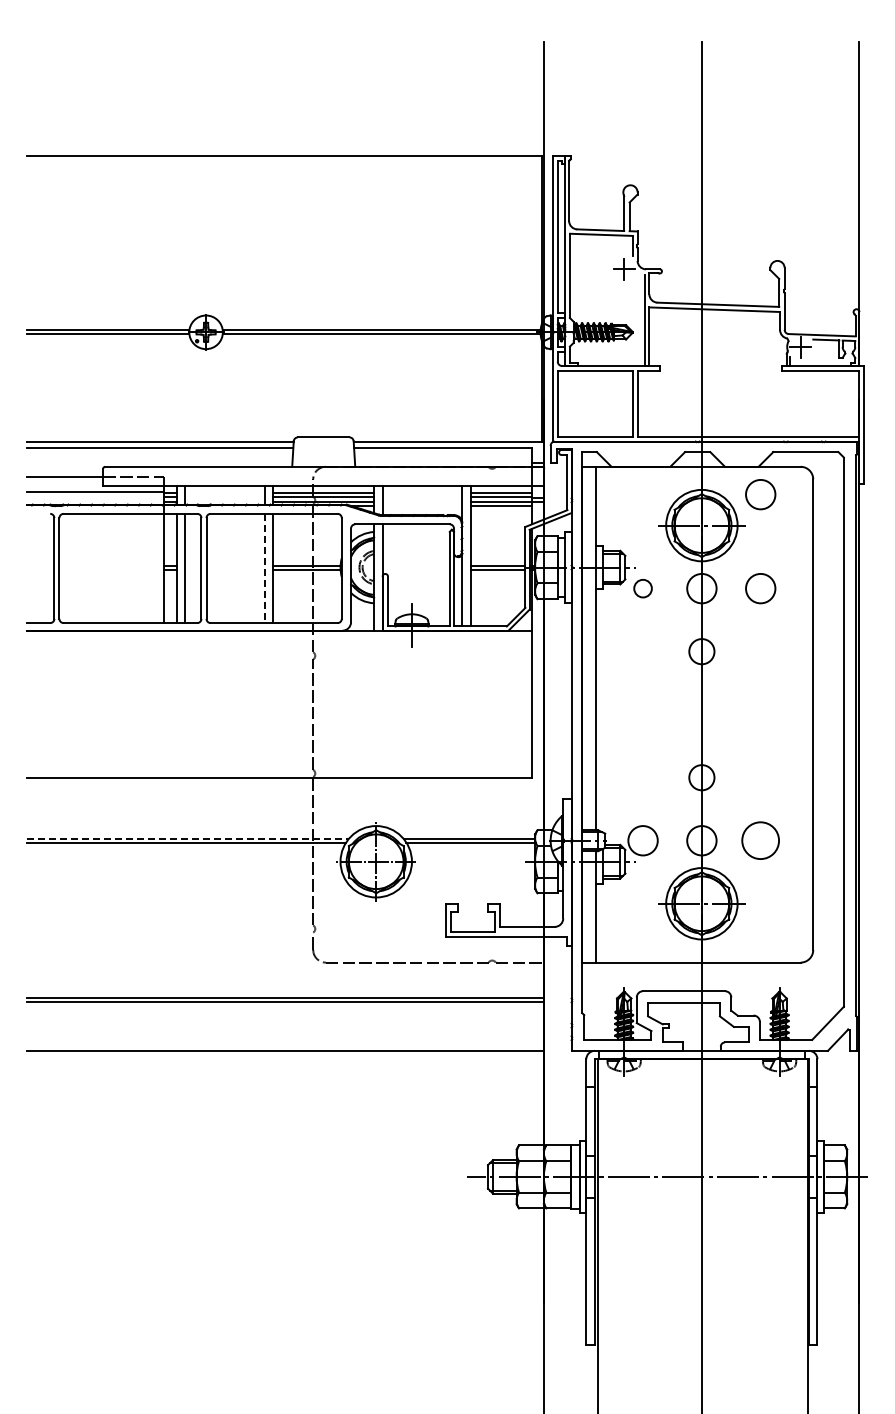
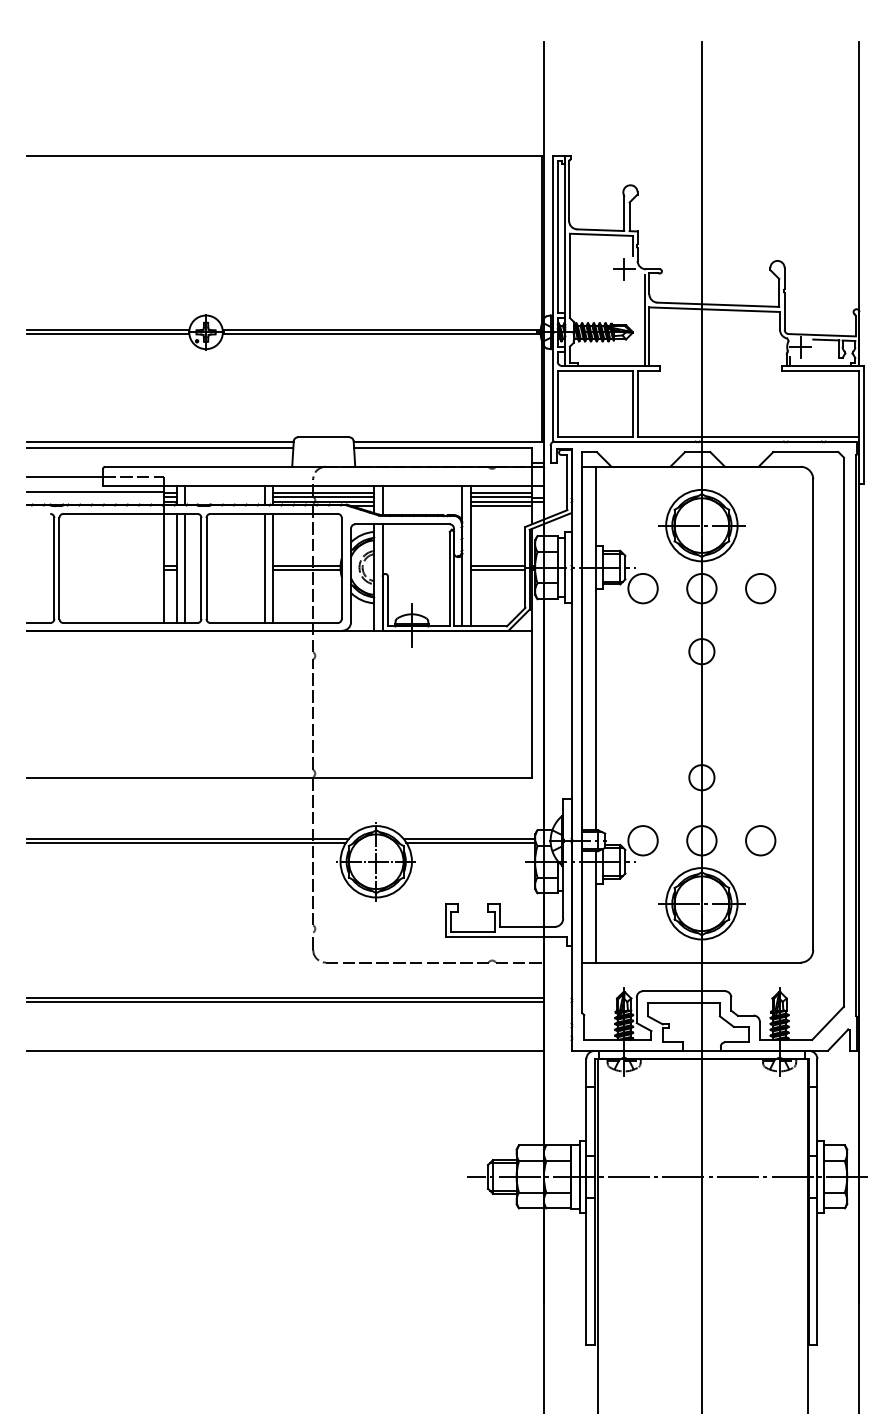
circle: present -> none (760, 494)
line: dashed -> solid (264, 568)
circle diameter: 18 px -> 29 px (642, 588)
line: dashed -> solid (188, 838)
circle size: 39x39 px -> 32x32 px (760, 840)
